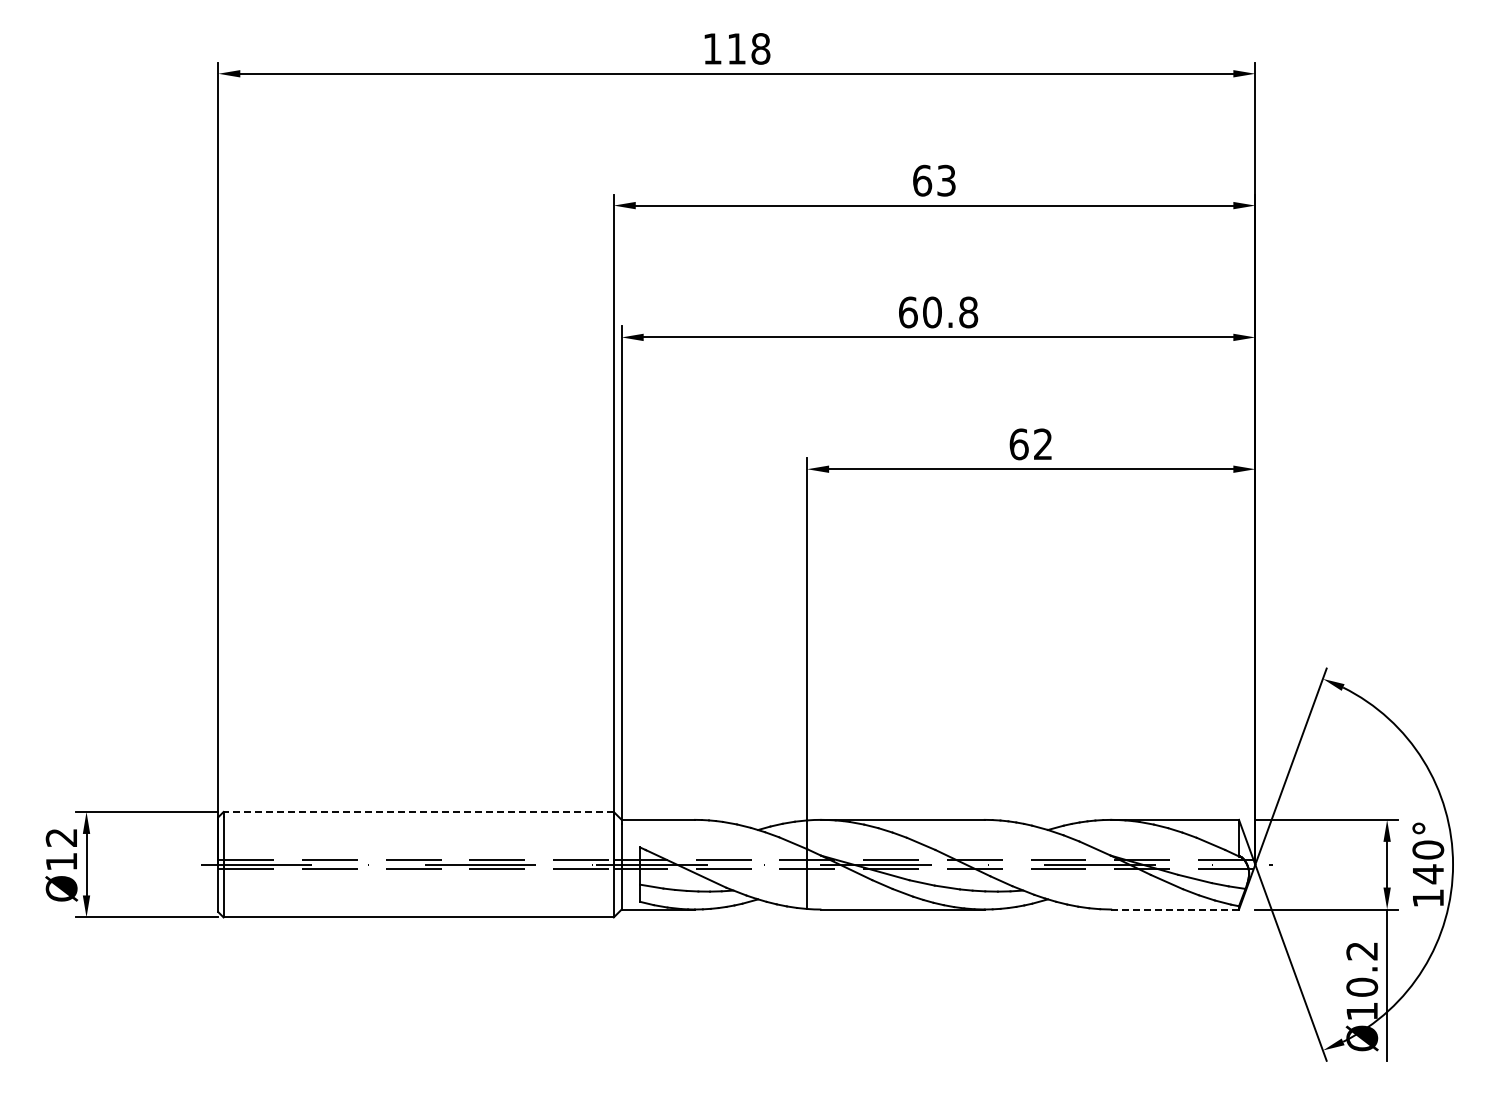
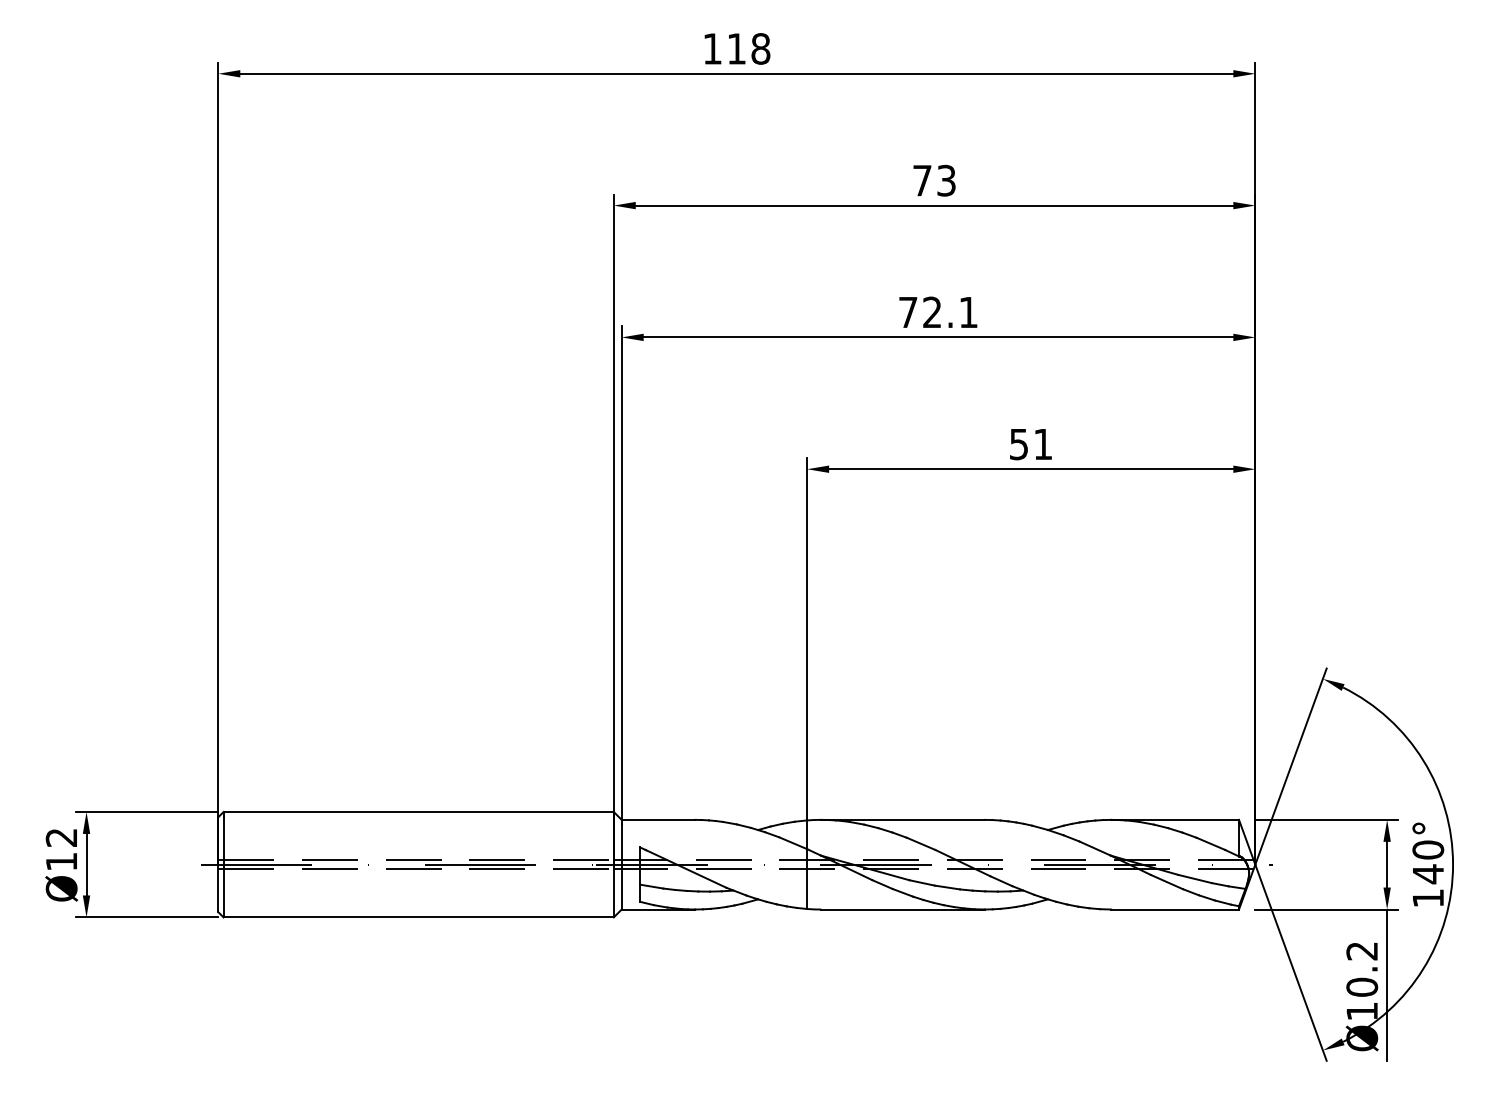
text: 63 -> 73 (922, 180)
text: 60.8 -> 72.1 (938, 312)
text: 62 -> 51 (1030, 444)
line: dashed -> solid (418, 811)
line: dashed -> solid (1175, 909)
